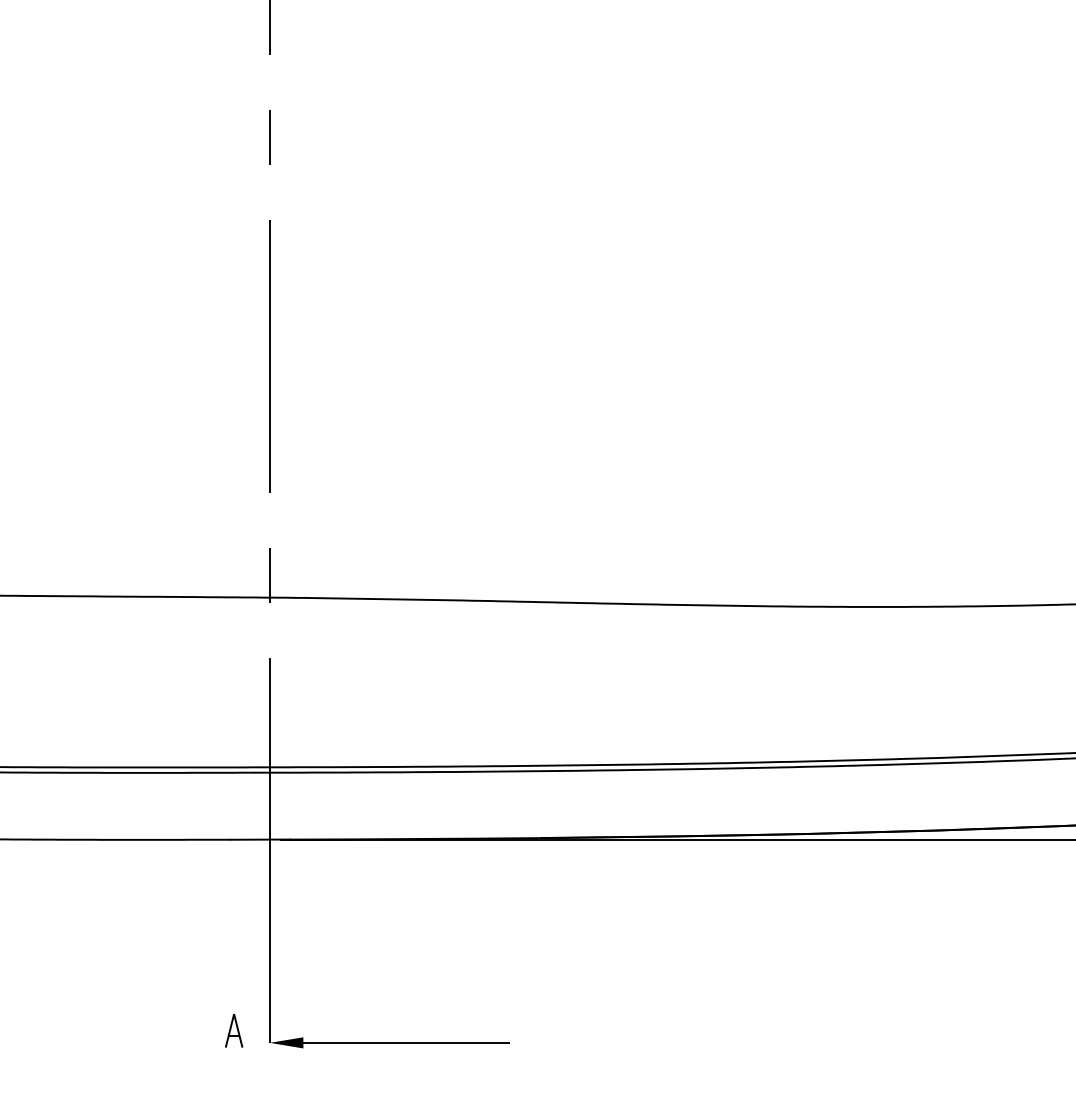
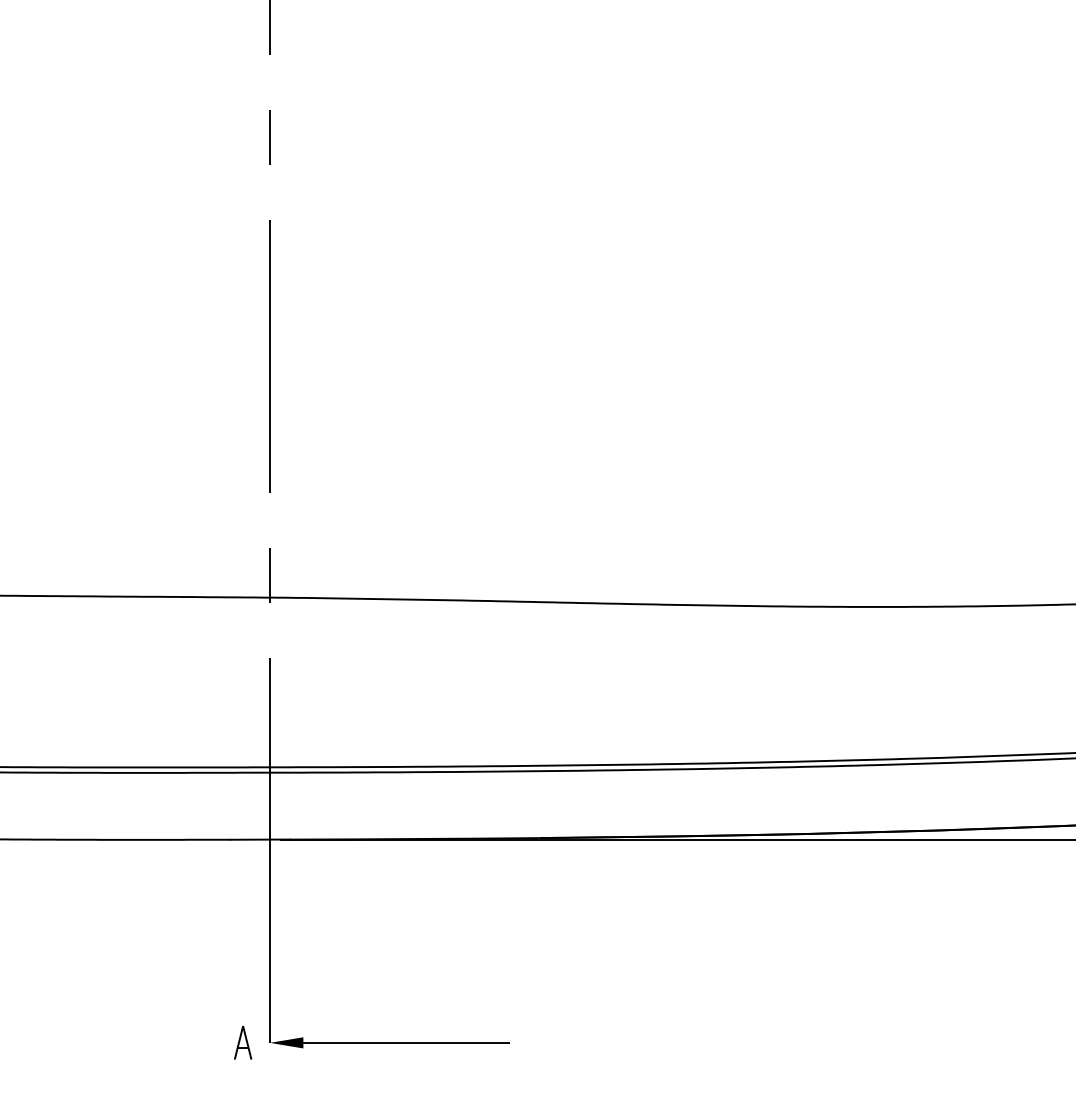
part position: (234, 1030) -> (243, 1042) (243, 1042)
